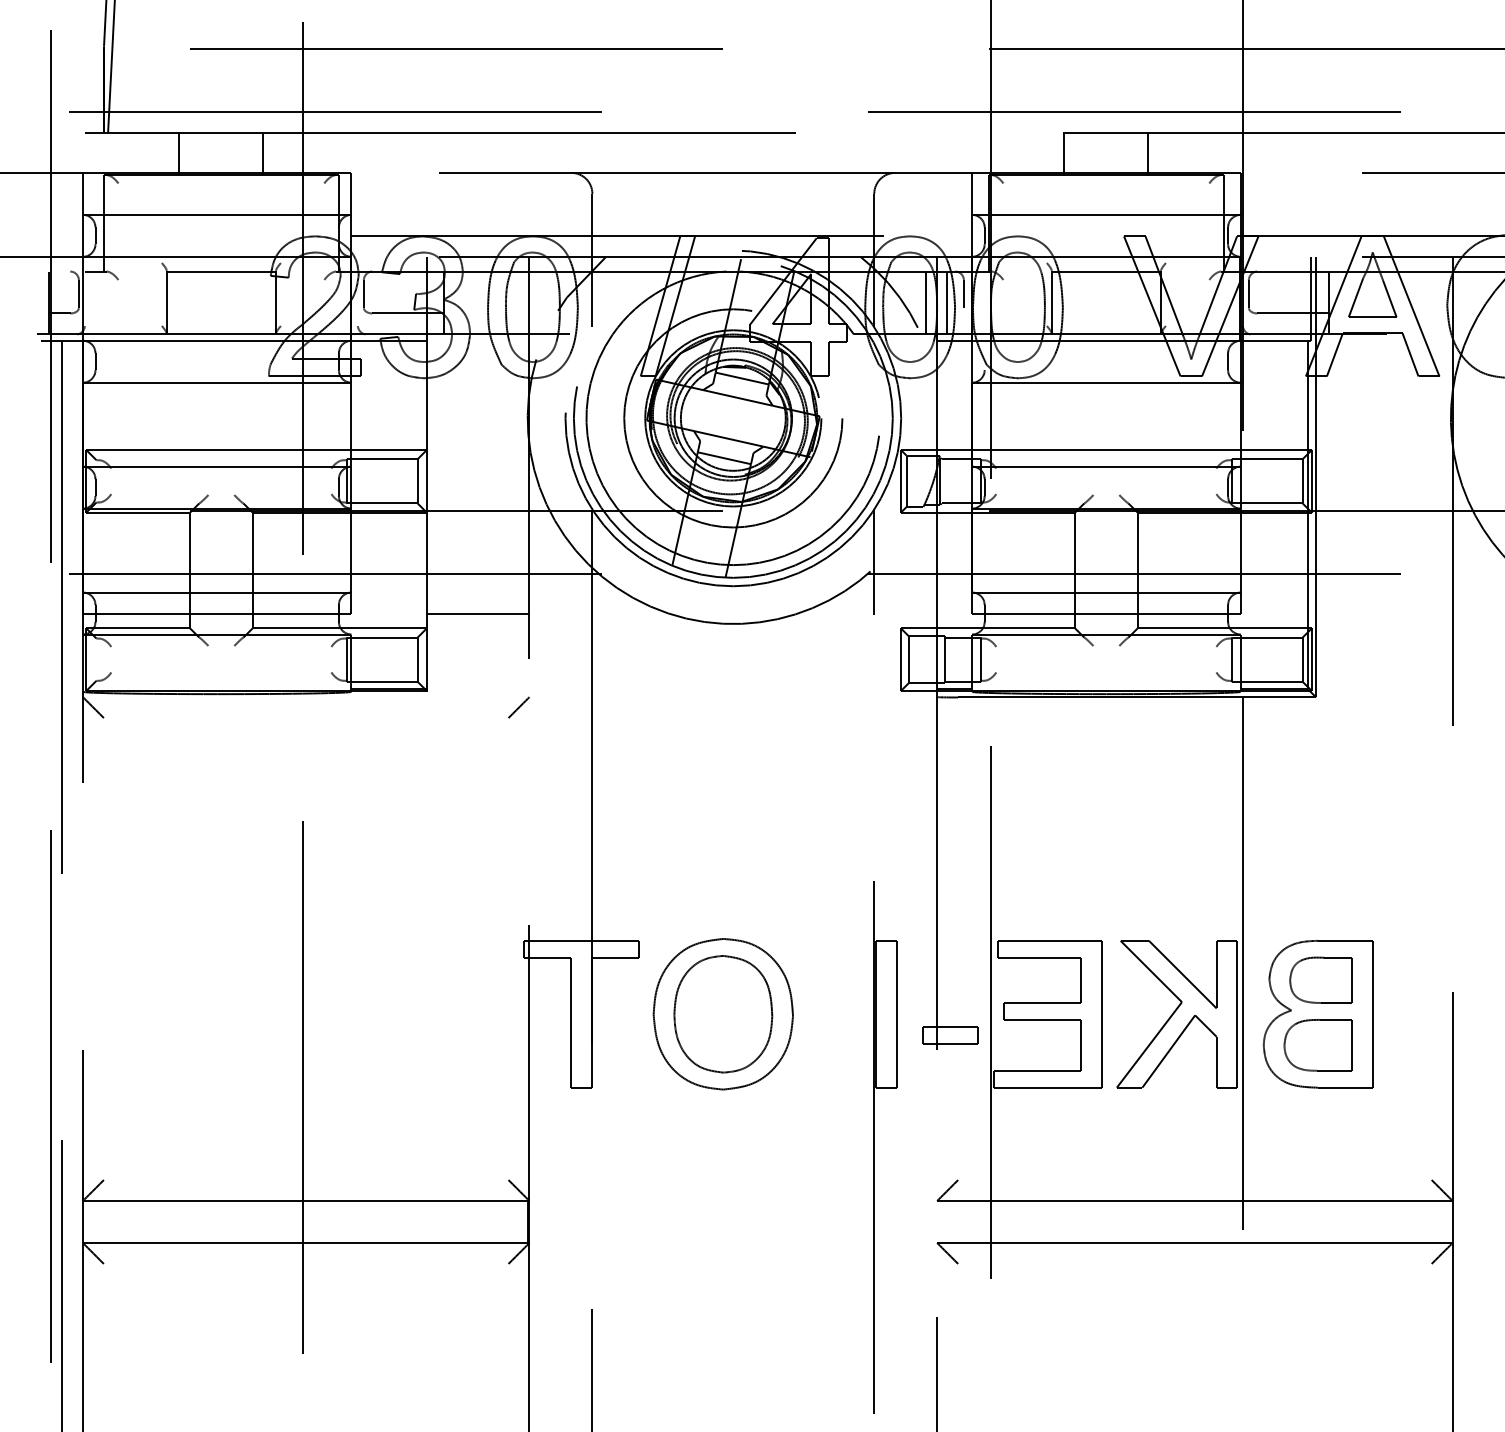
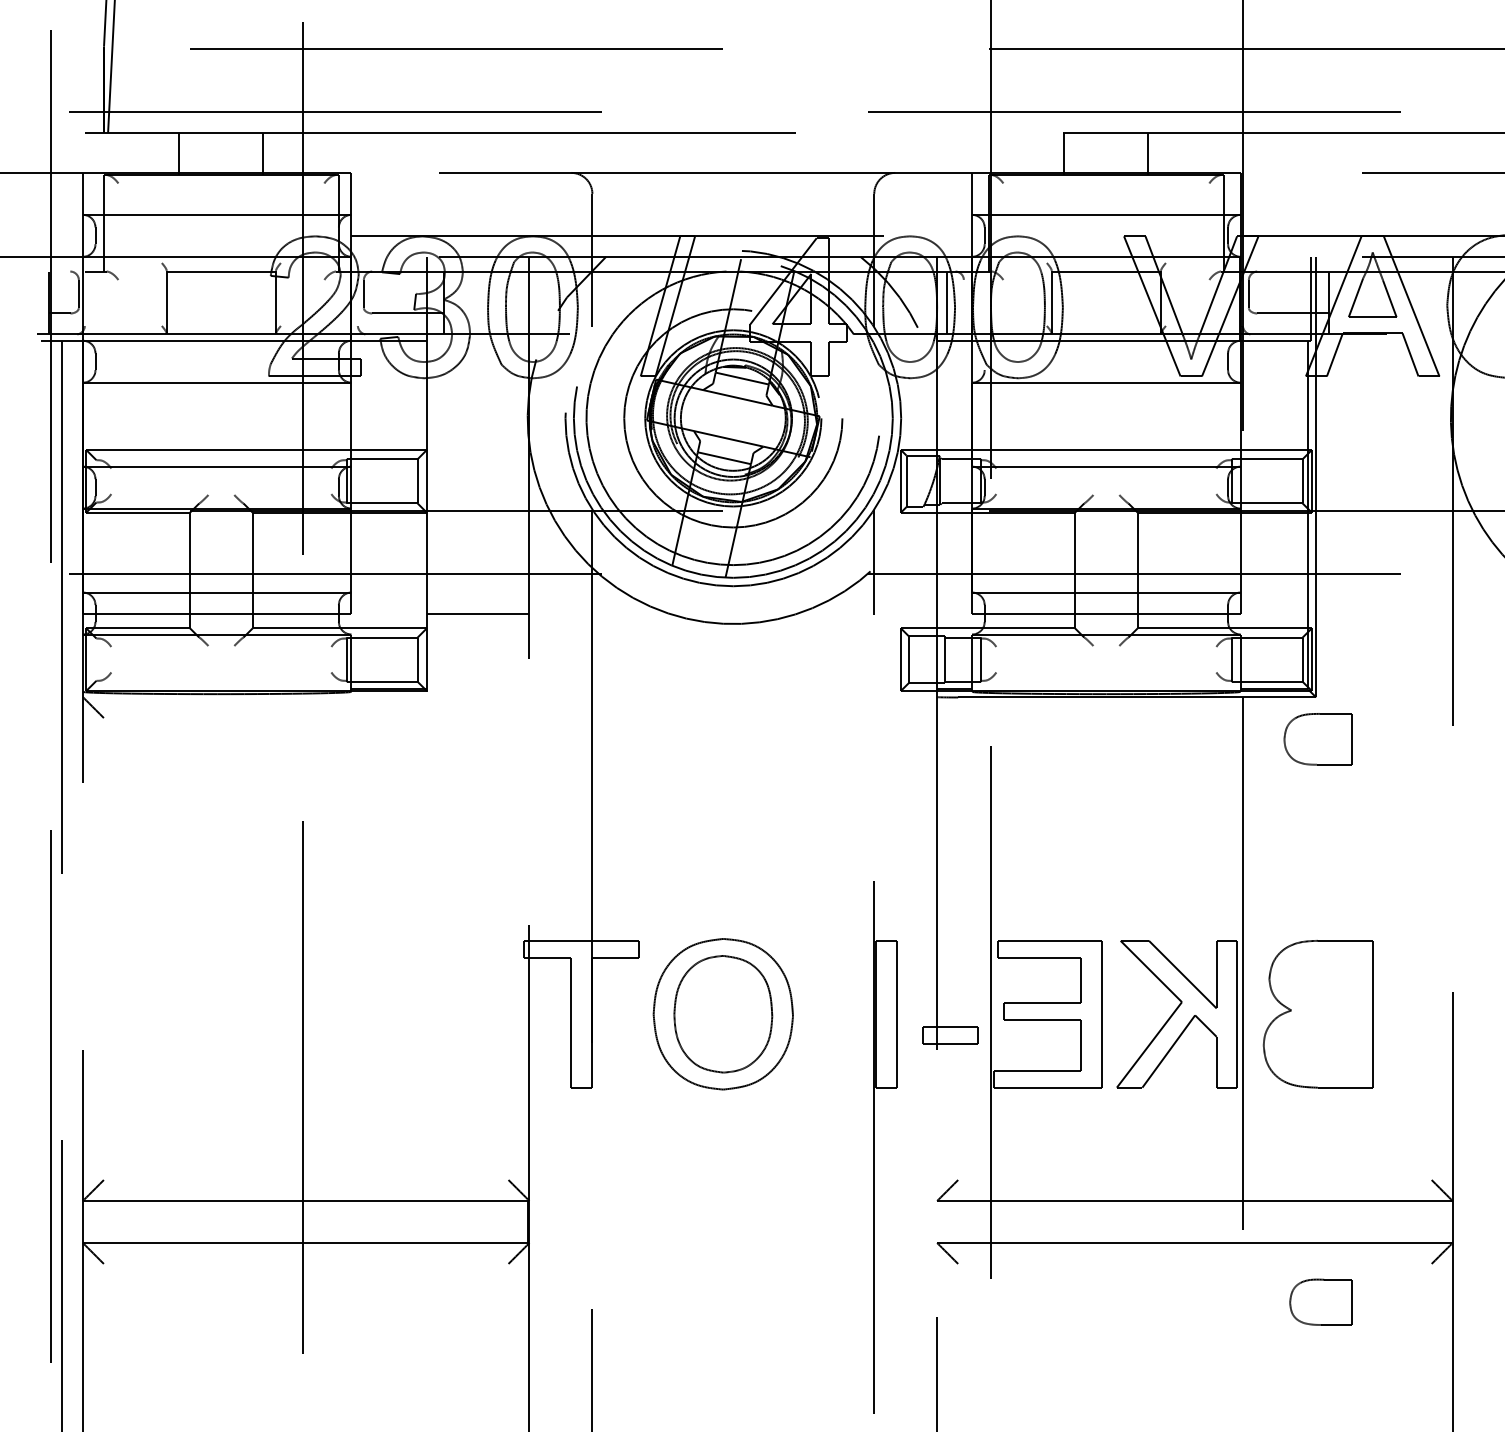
line: present -> none (963, 293)
line: present -> none (925, 302)
line: present -> none (518, 707)
part position: (1320, 979) -> (1320, 1301) (1320, 1301)
part position: (1317, 1045) -> (1317, 739) (1317, 739)
